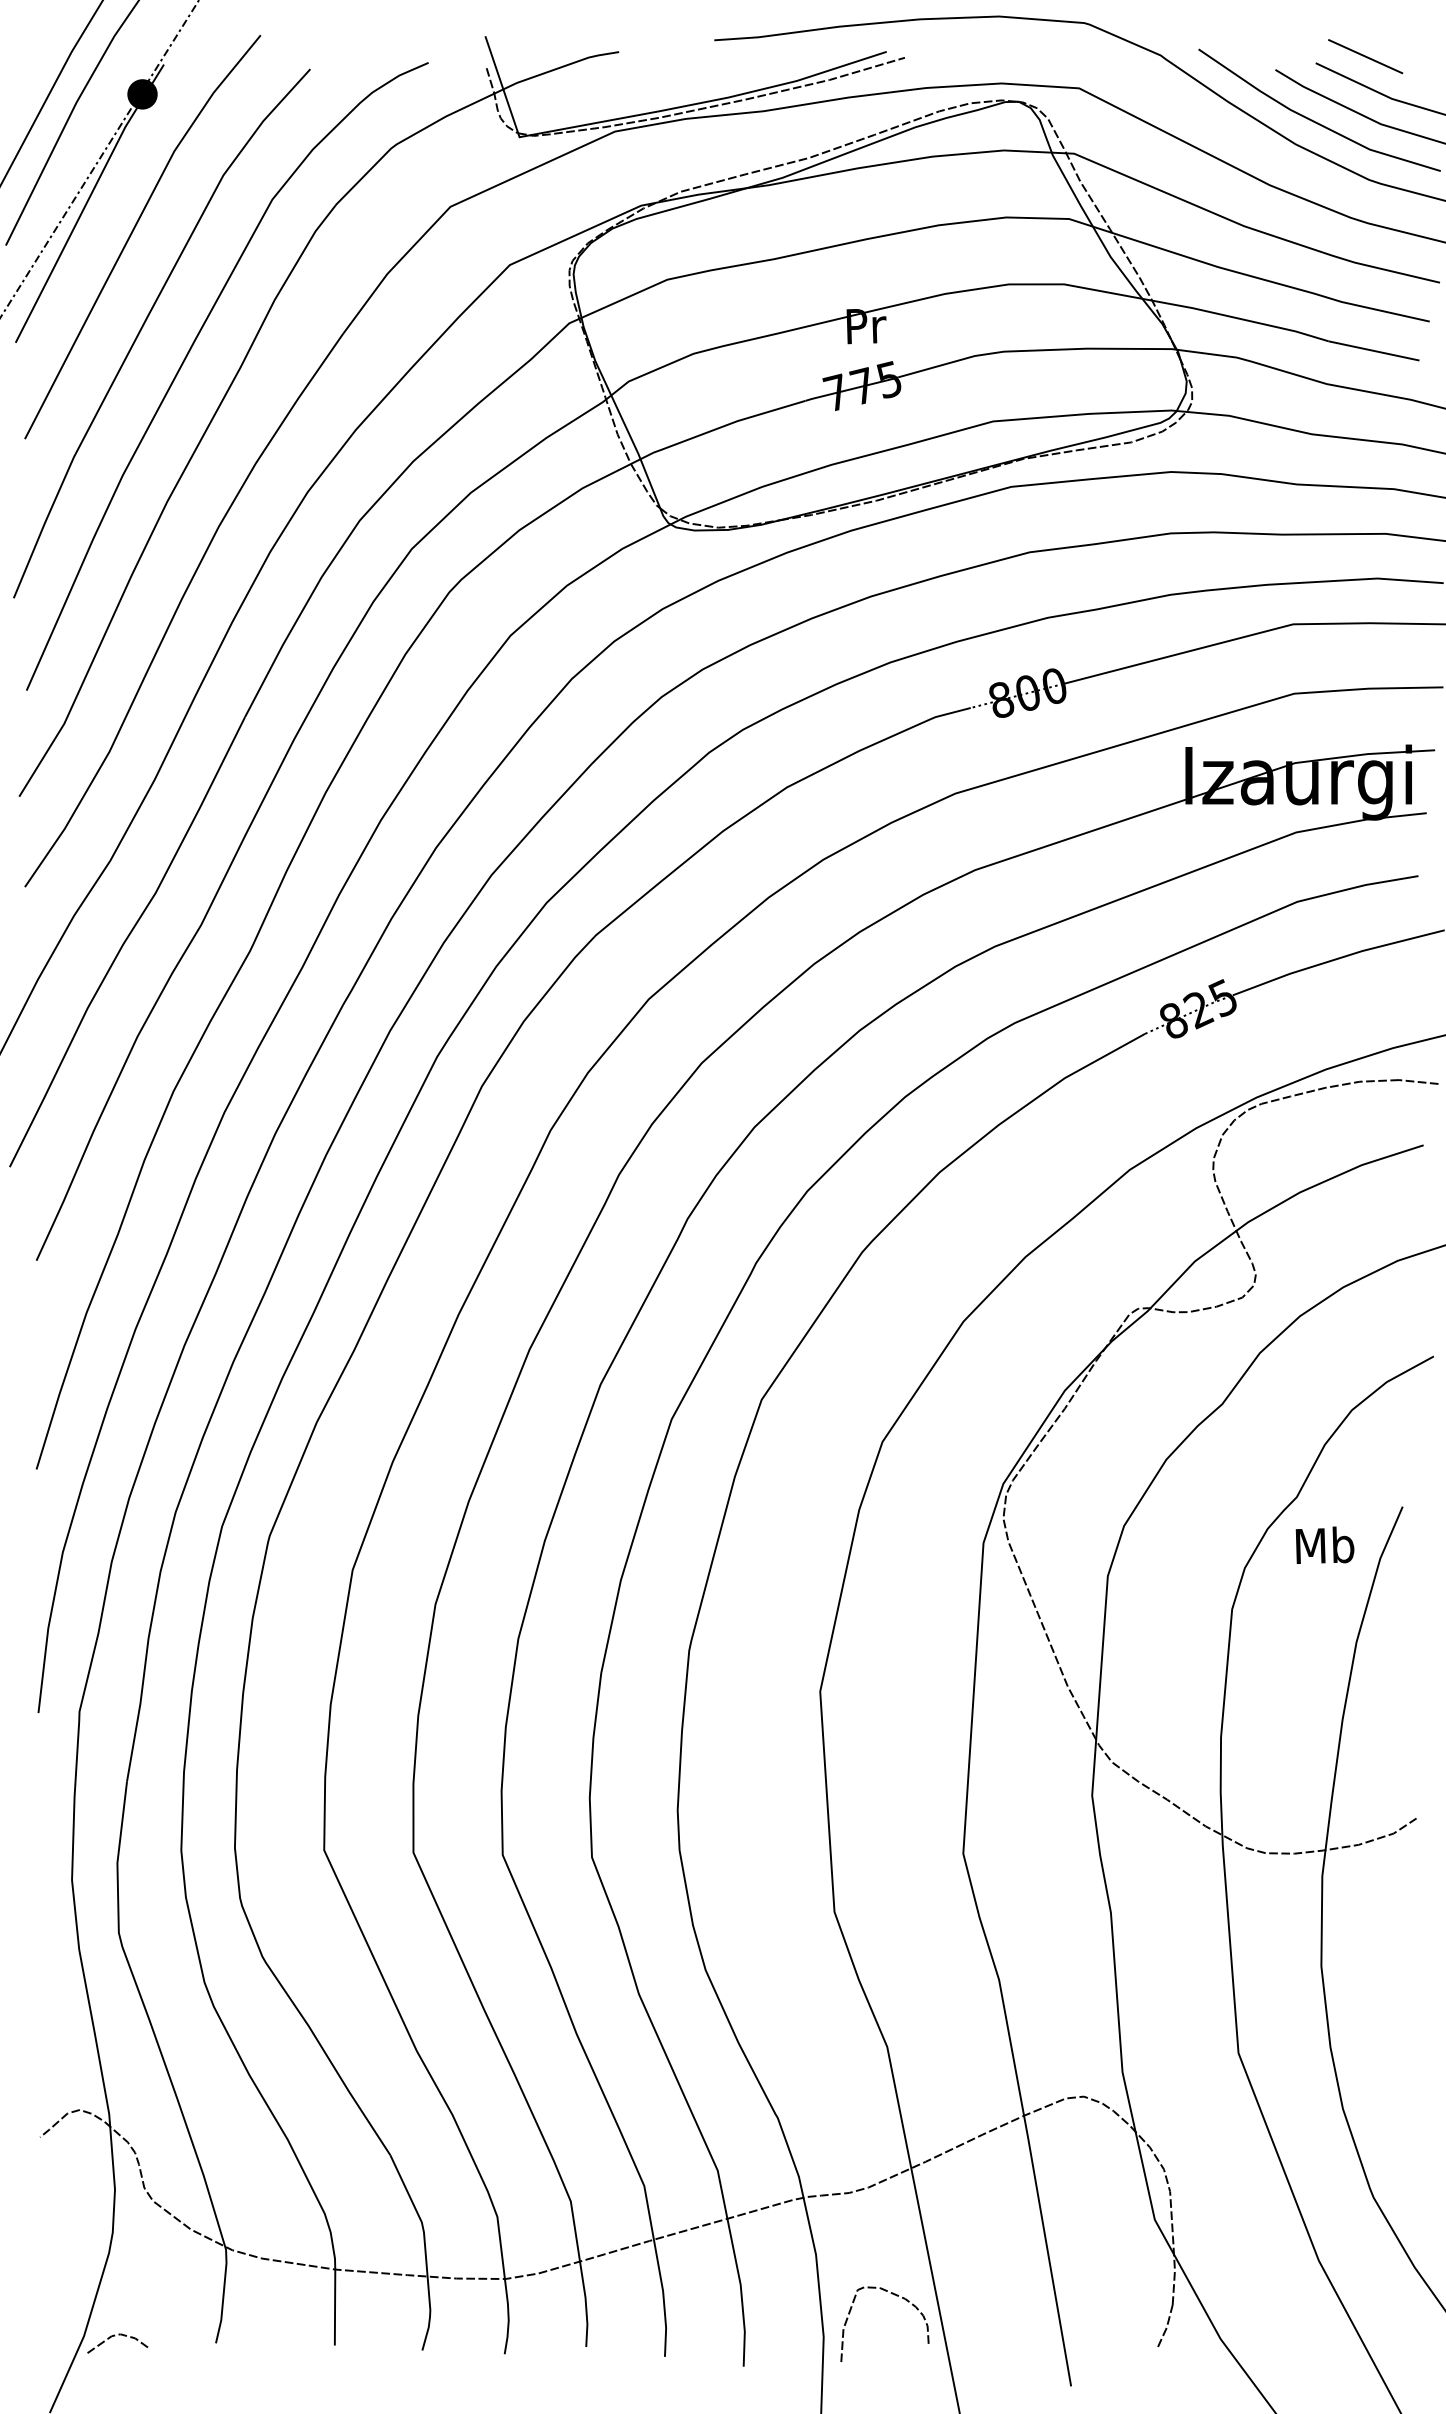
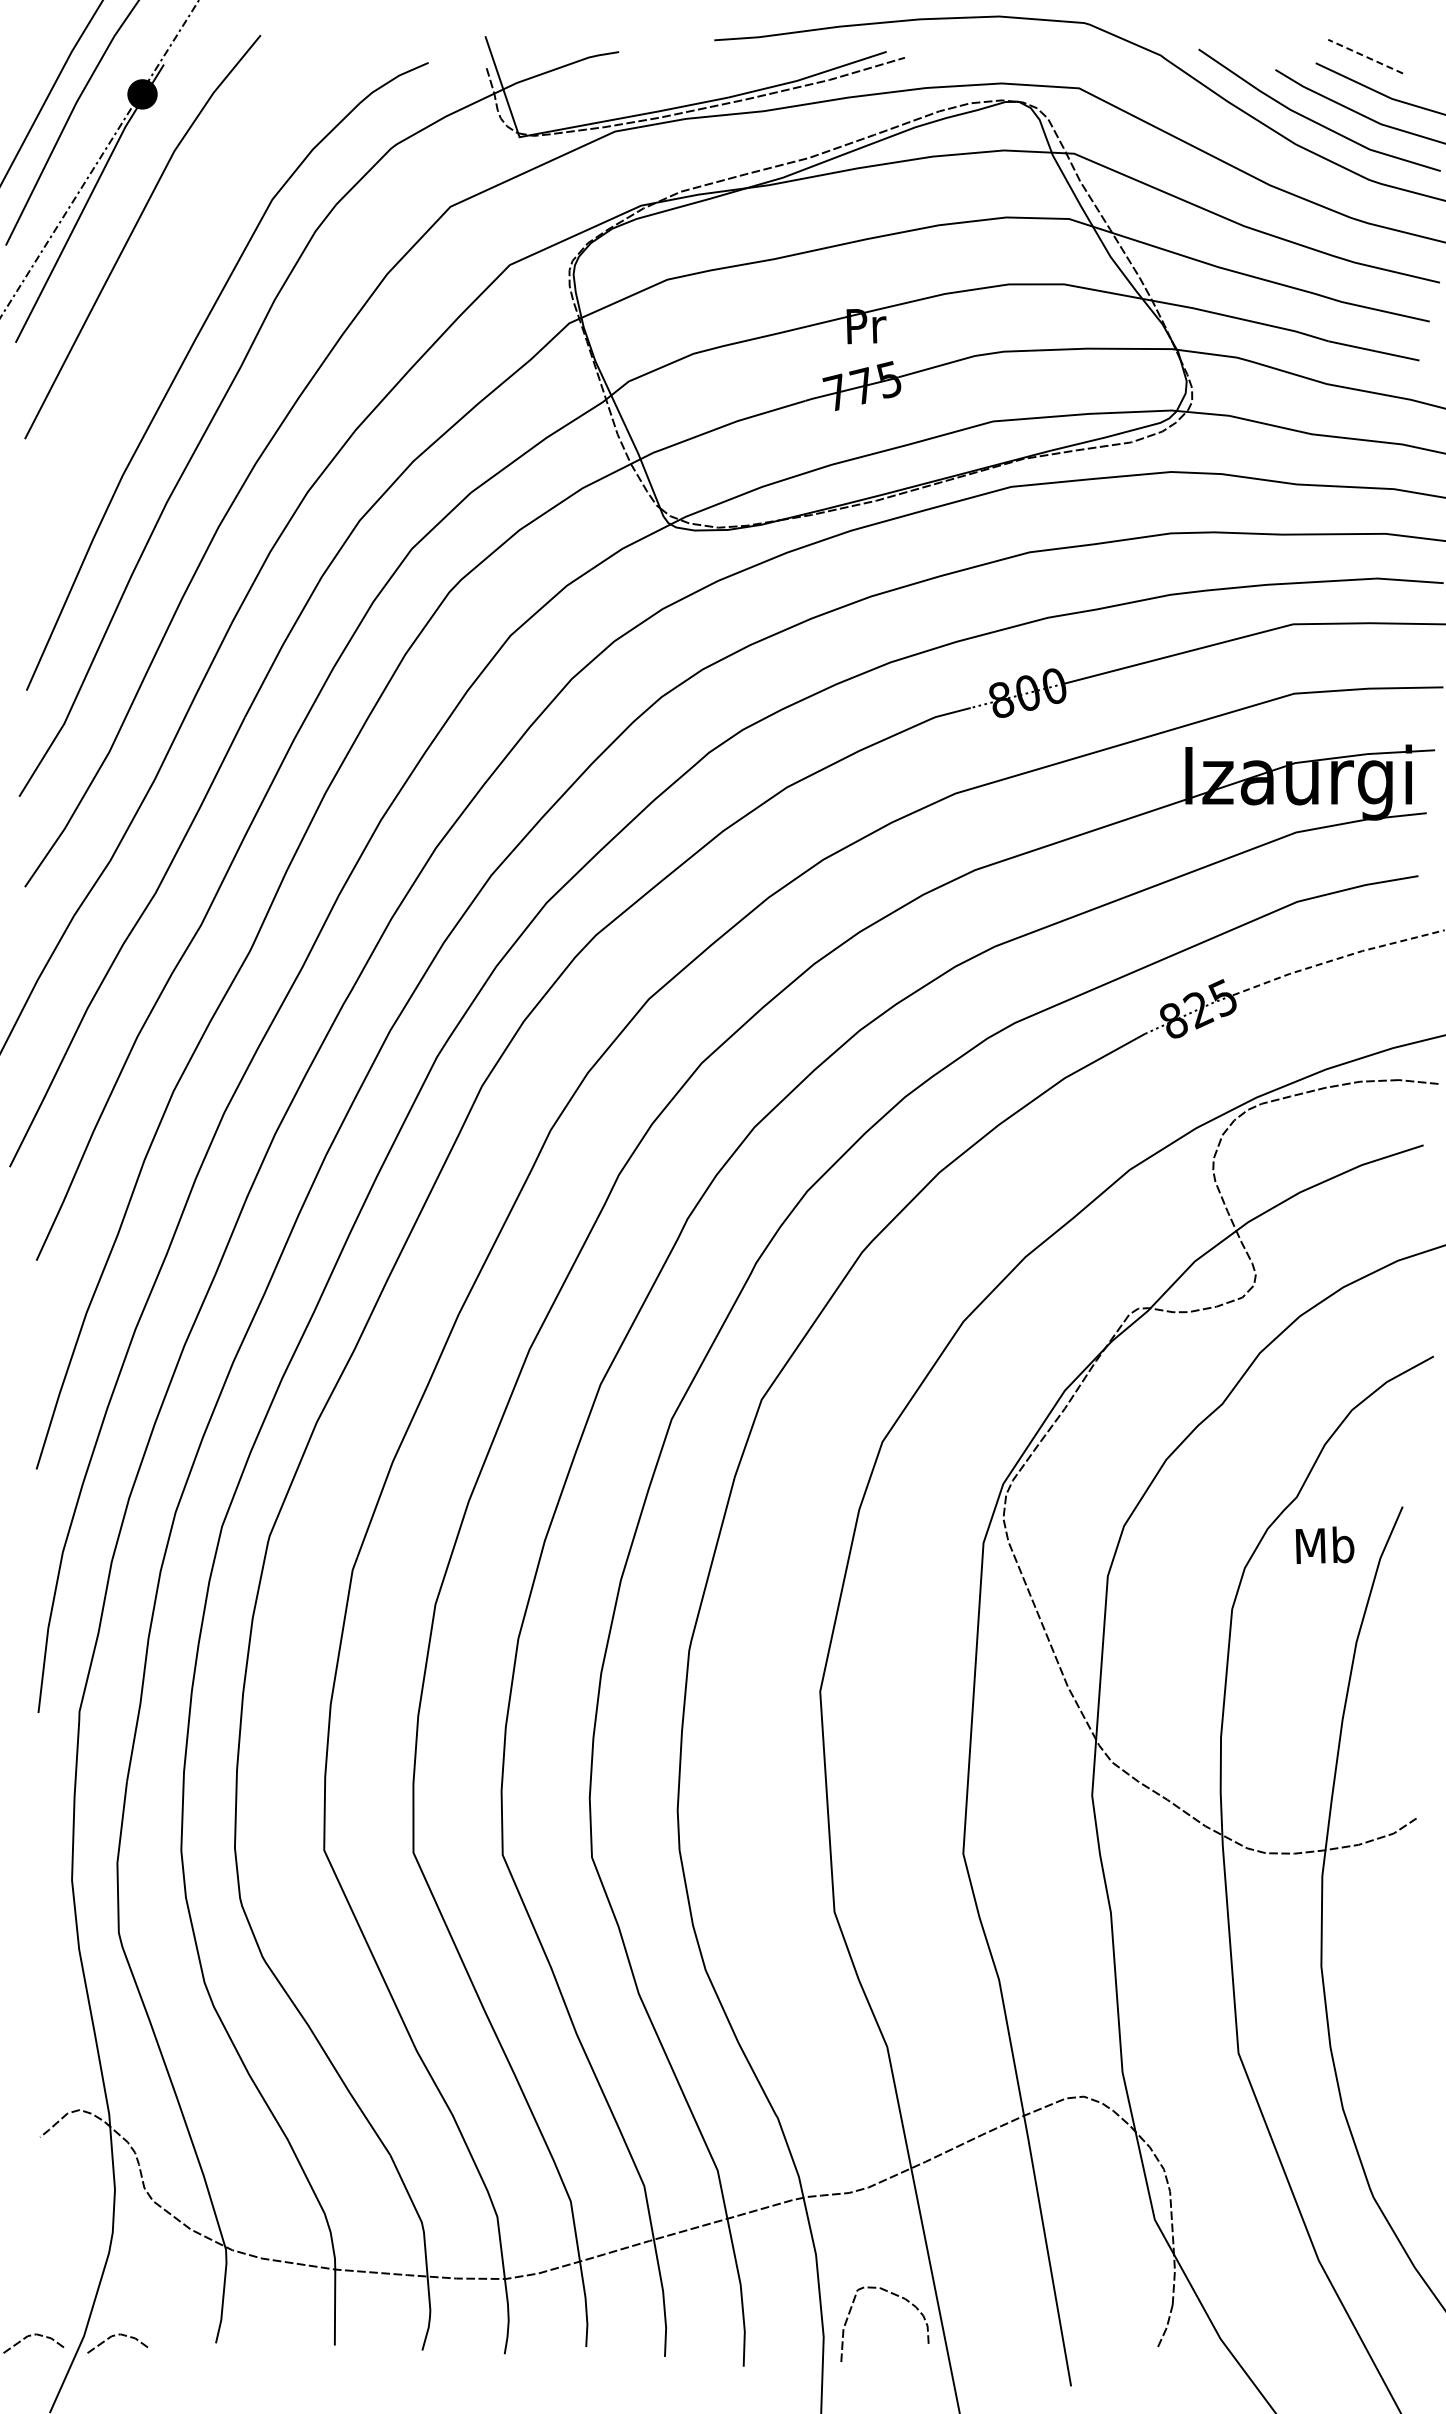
line: solid -> dashed (1365, 56)
curve: present -> none (144, 325)
line: solid -> dashed (1337, 958)
line: none -> present (31, 2336)
